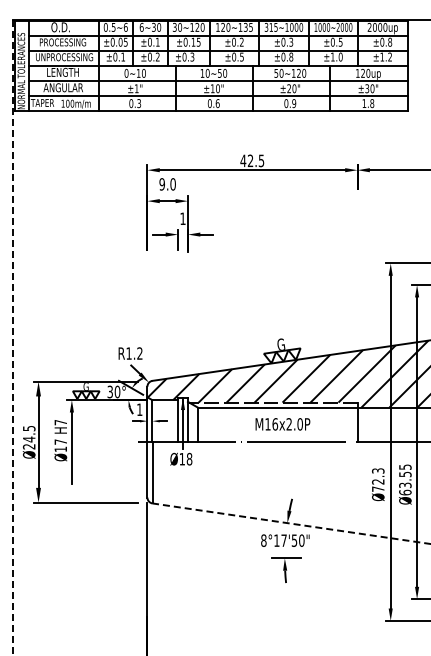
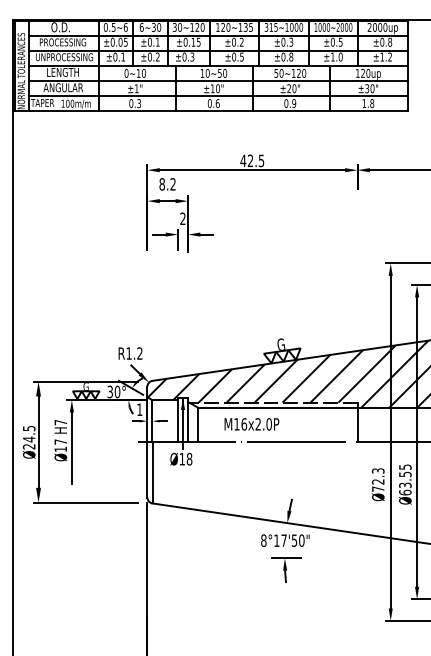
text: 9.0 -> 8.2 (167, 184)
text: 1 -> 2 (182, 218)
line: dashed -> solid (13, 337)
text position: (282, 424) -> (251, 424) (251, 424)
line: dashed -> solid (290, 523)
